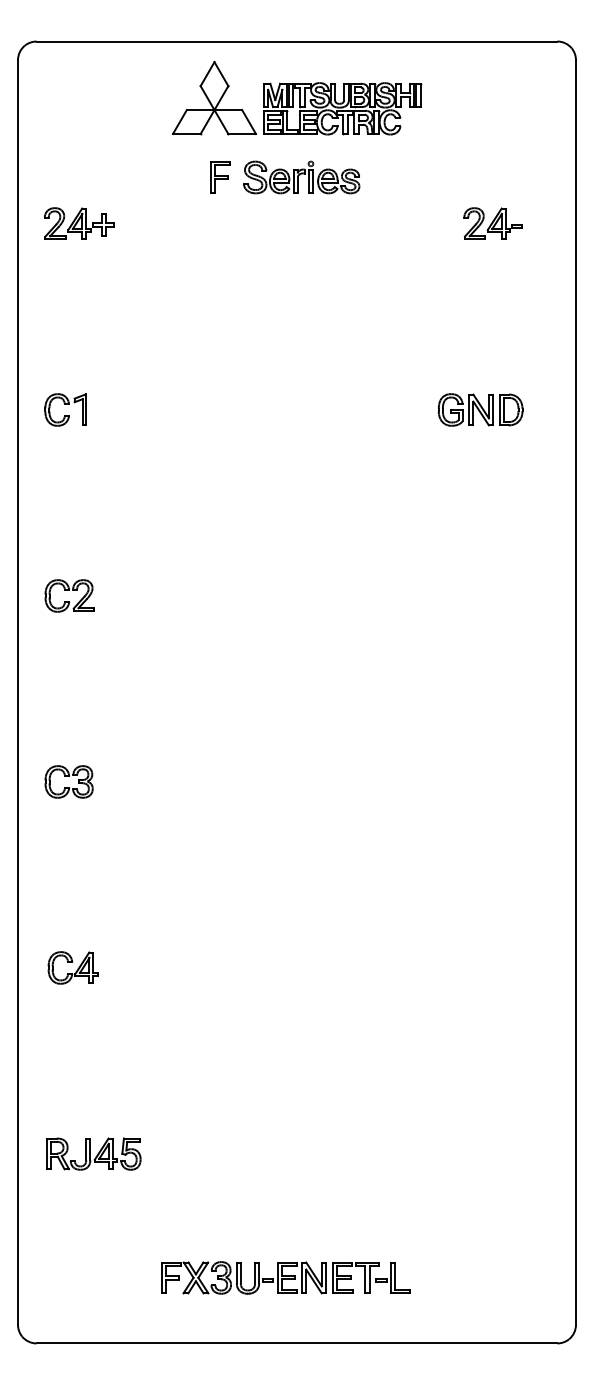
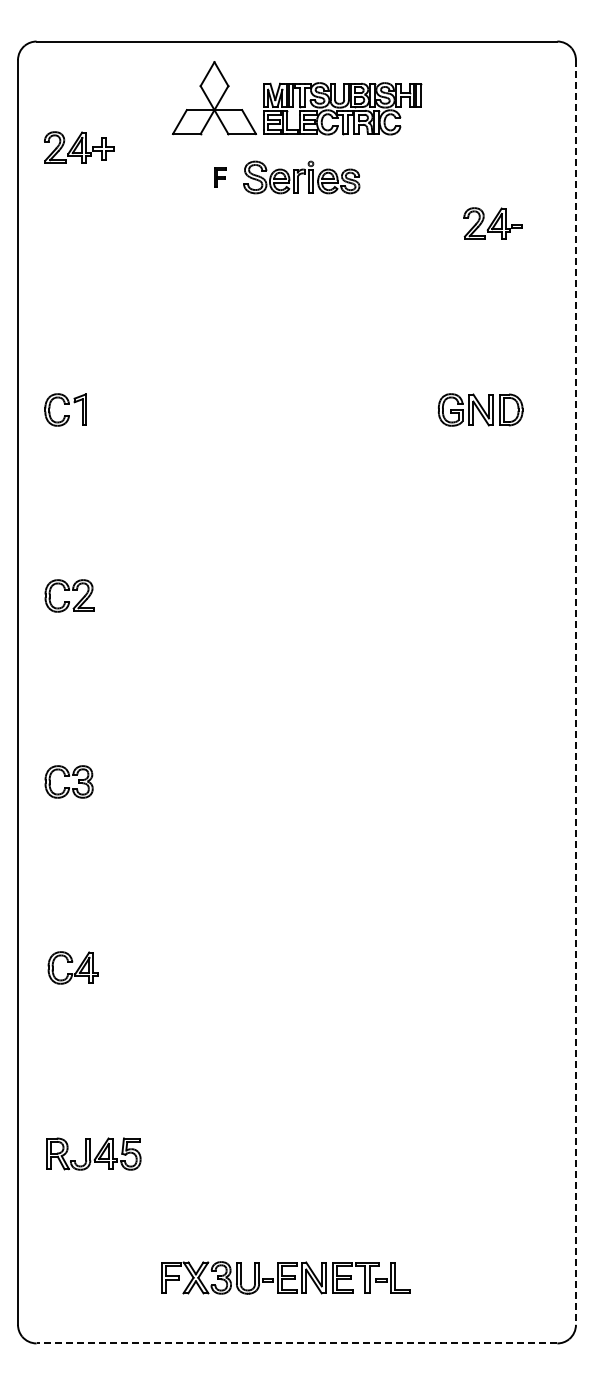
part size: 21x33 px -> 13x21 px (220, 177)
part position: (79, 223) -> (79, 147) (79, 147)
line: solid -> dashed (575, 692)
line: solid -> dashed (296, 1343)
